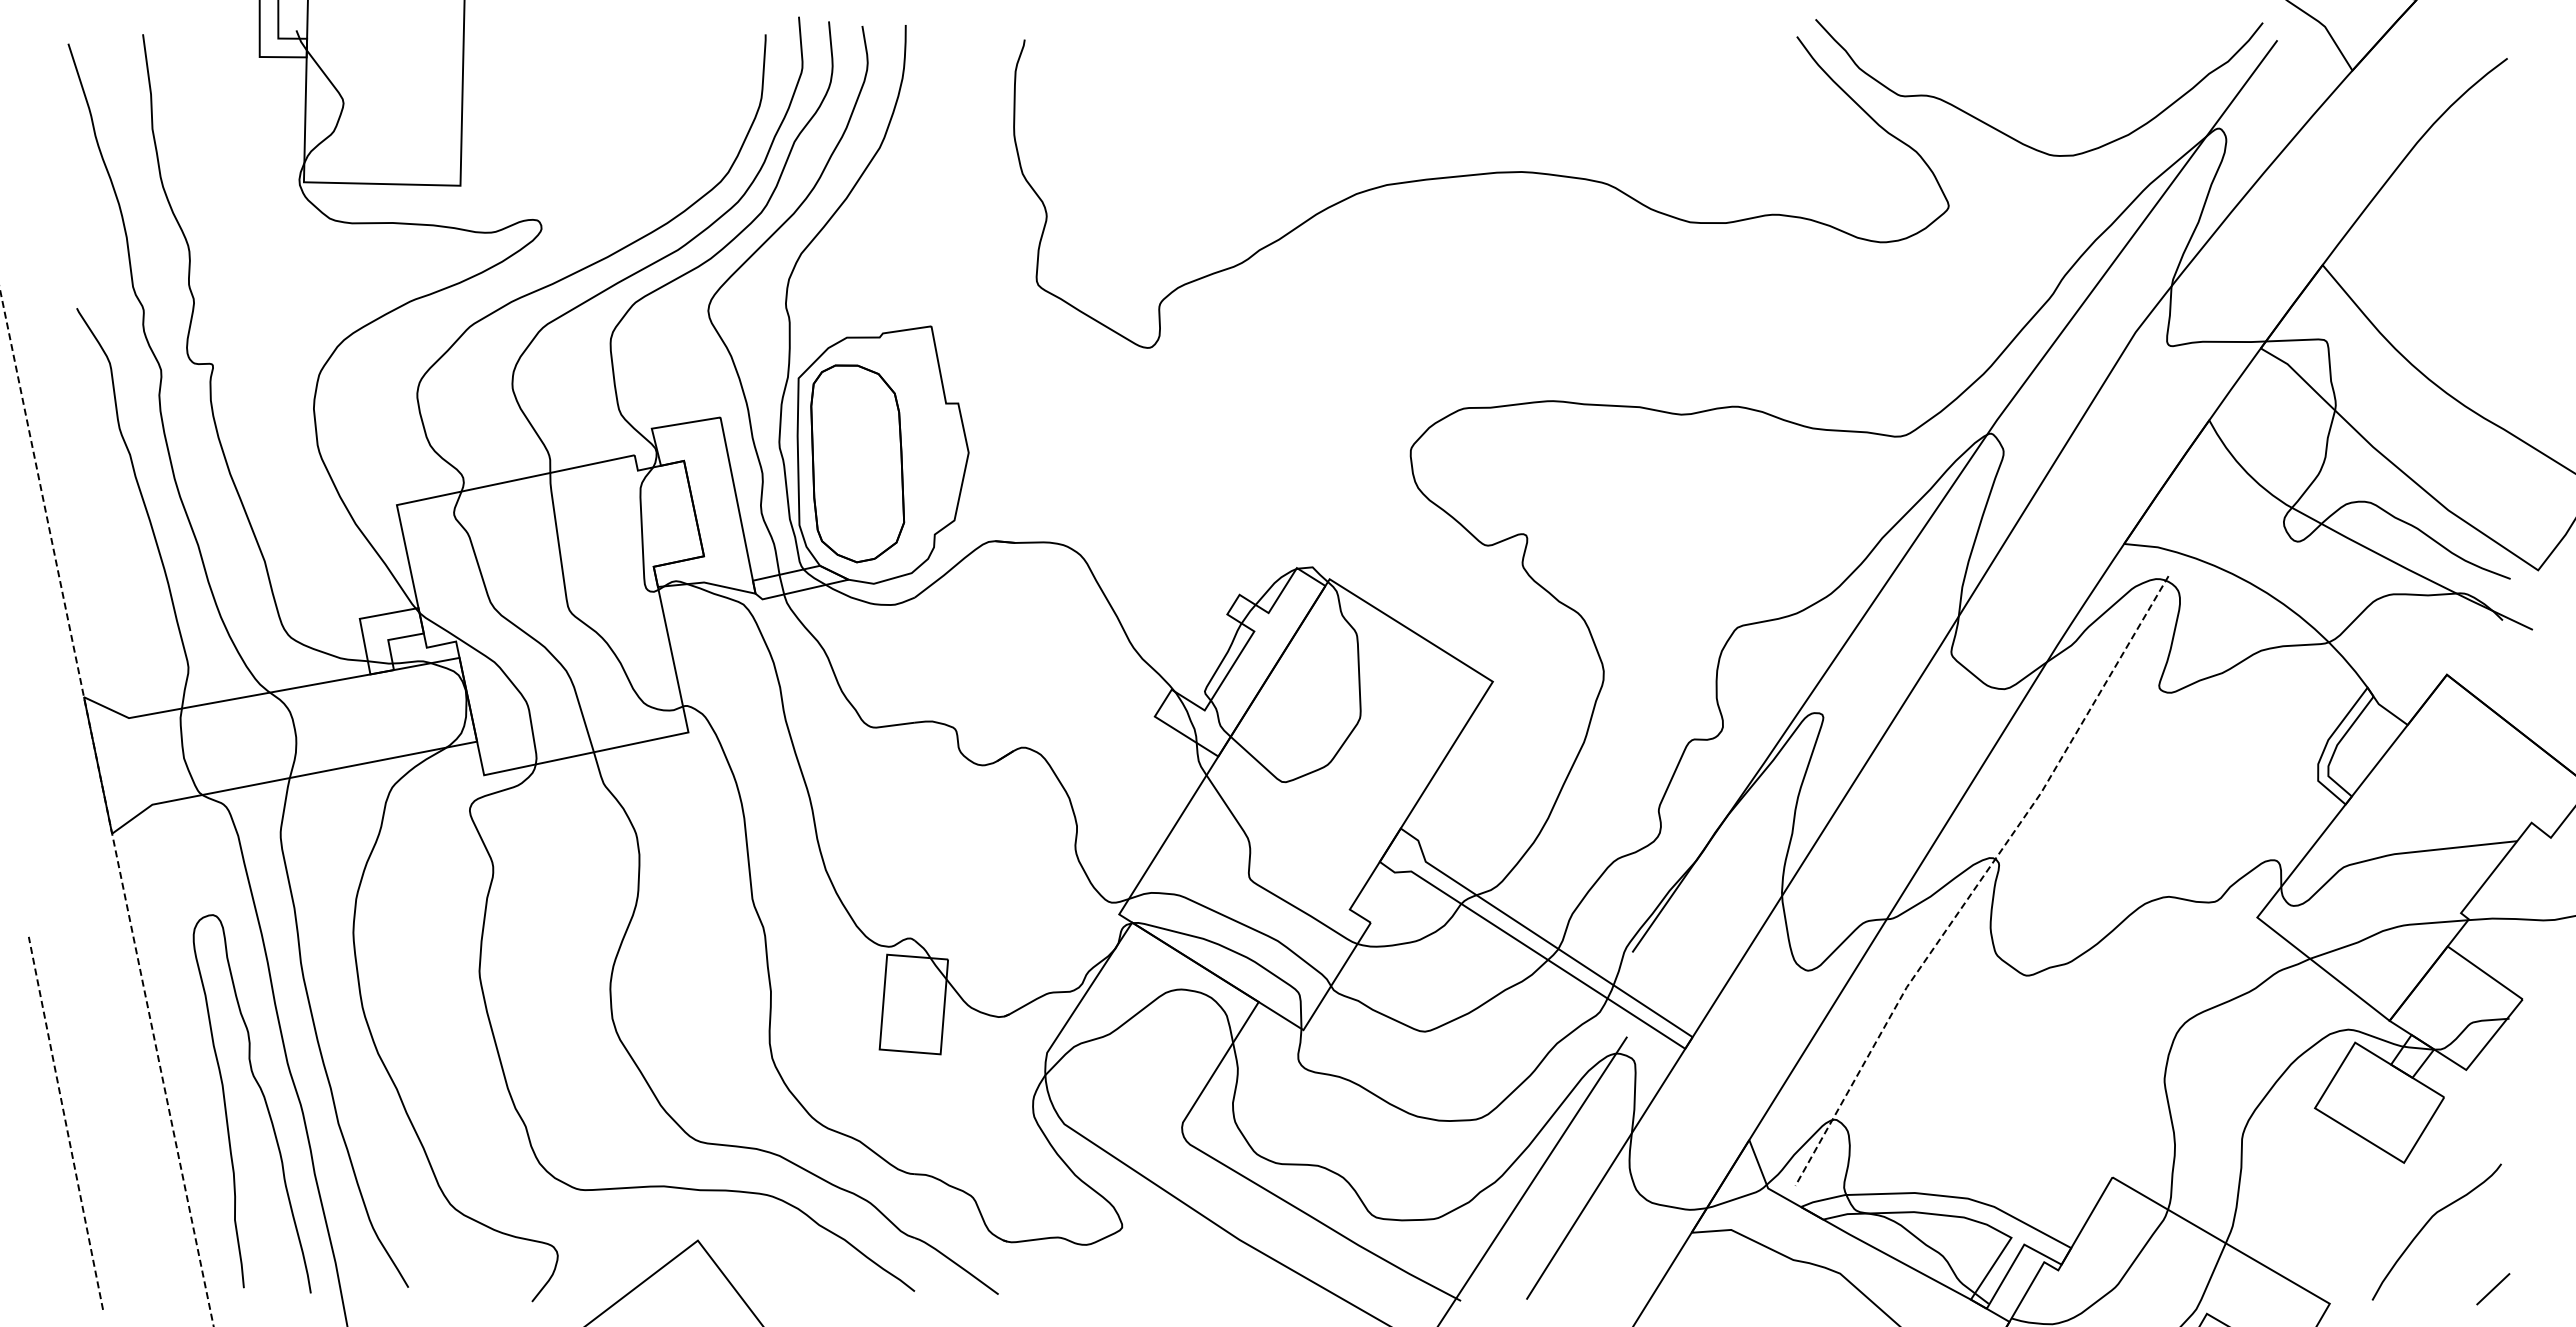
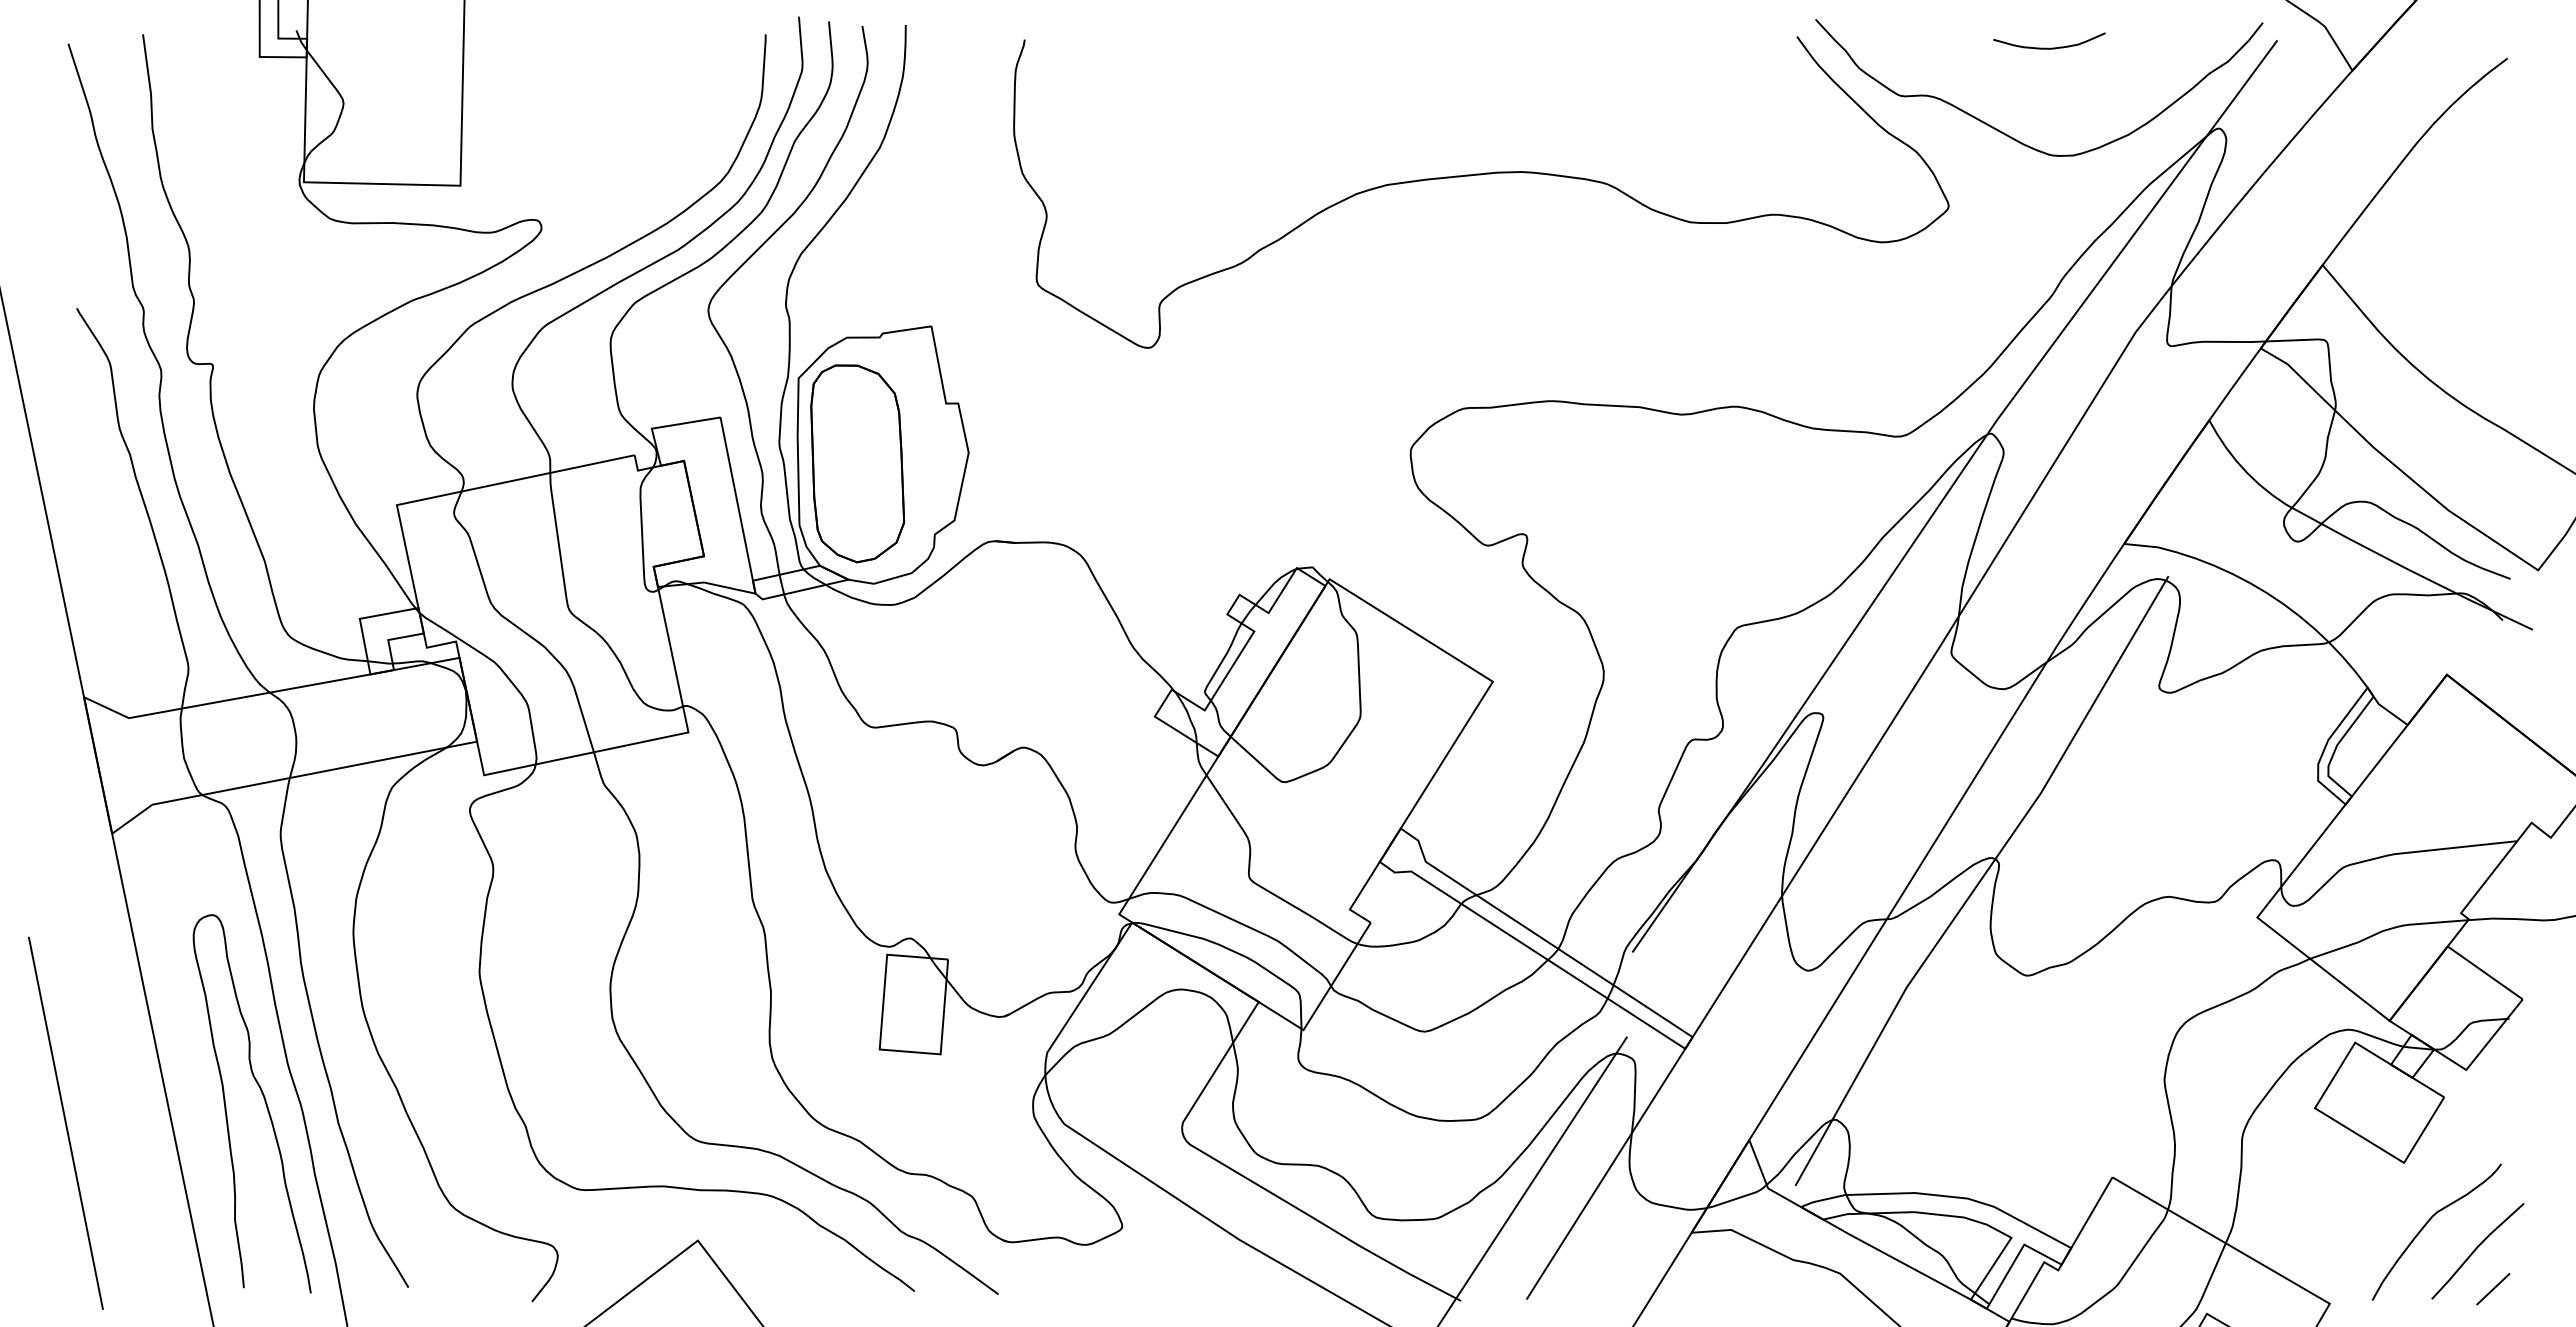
curve: none -> present (2049, 47)
line: dashed -> solid (106, 808)
line: dashed -> solid (1980, 880)
line: dashed -> solid (65, 1122)
line: none -> present (2475, 1251)
